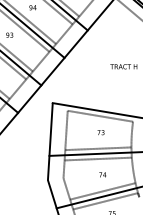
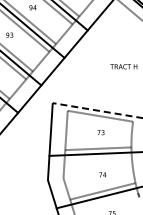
line: solid -> dashed (97, 110)
line: present -> none (97, 158)
line: present -> none (105, 201)
